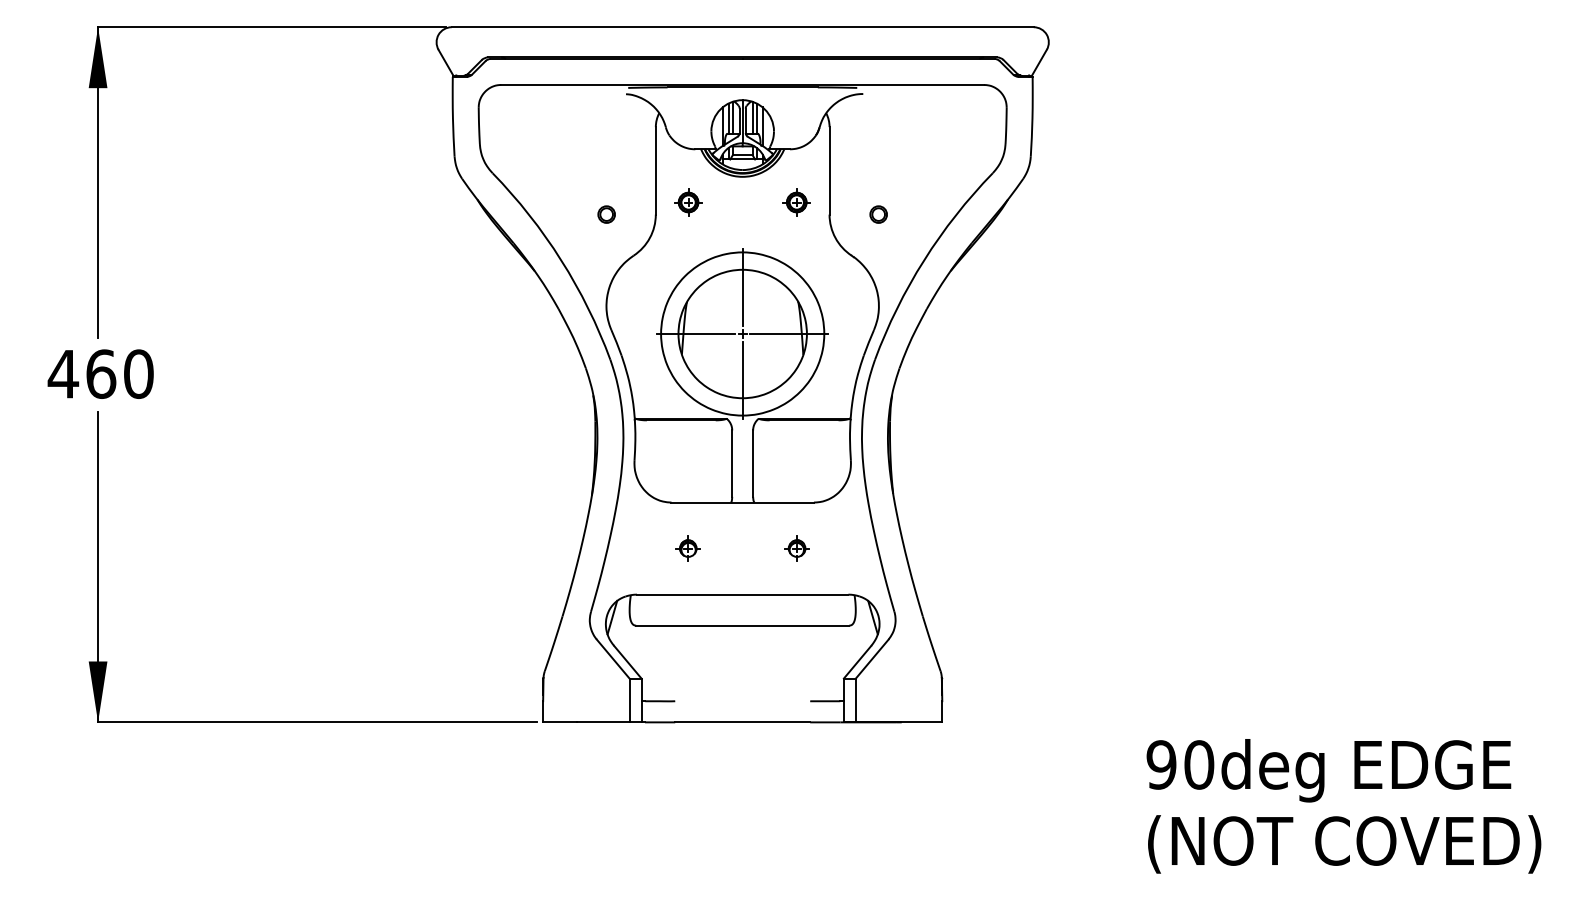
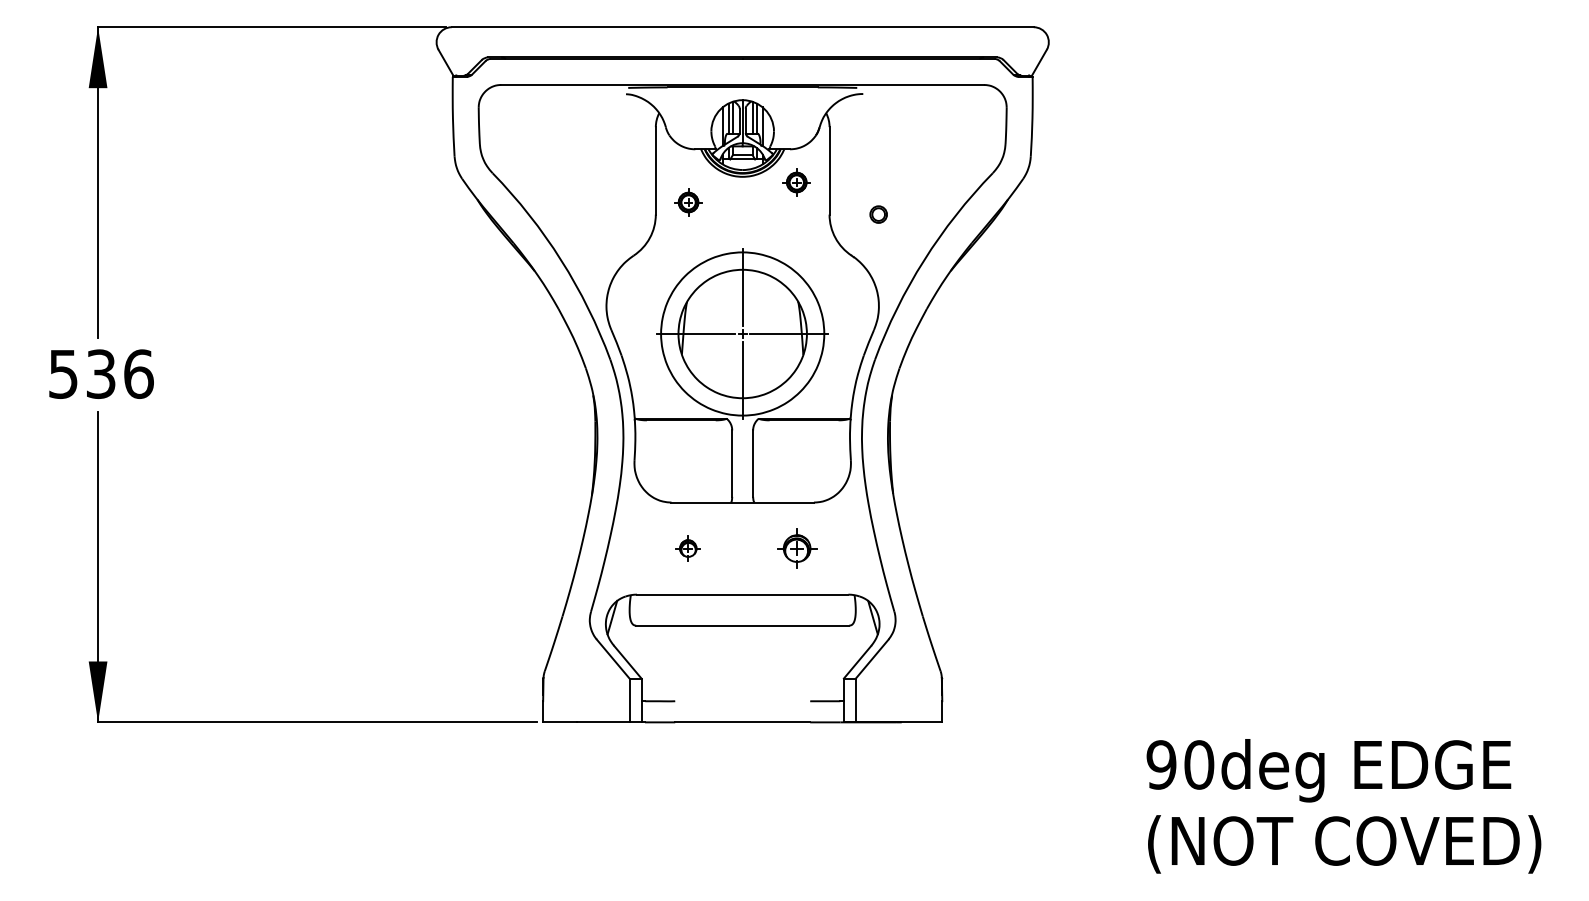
part position: (796, 202) -> (796, 182) (796, 182)
circle: present -> none (606, 214)
text: 460 -> 536 (100, 373)
part size: 26x27 px -> 41x41 px (797, 548)
